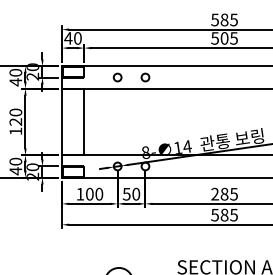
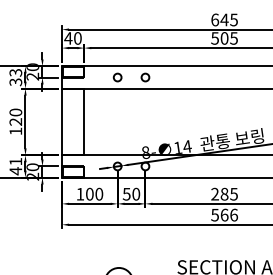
text: 585 -> 645 (219, 19)
text: 40 -> 33 (15, 77)
text: 40 -> 41 (15, 161)
text: 585 -> 566 (229, 214)
